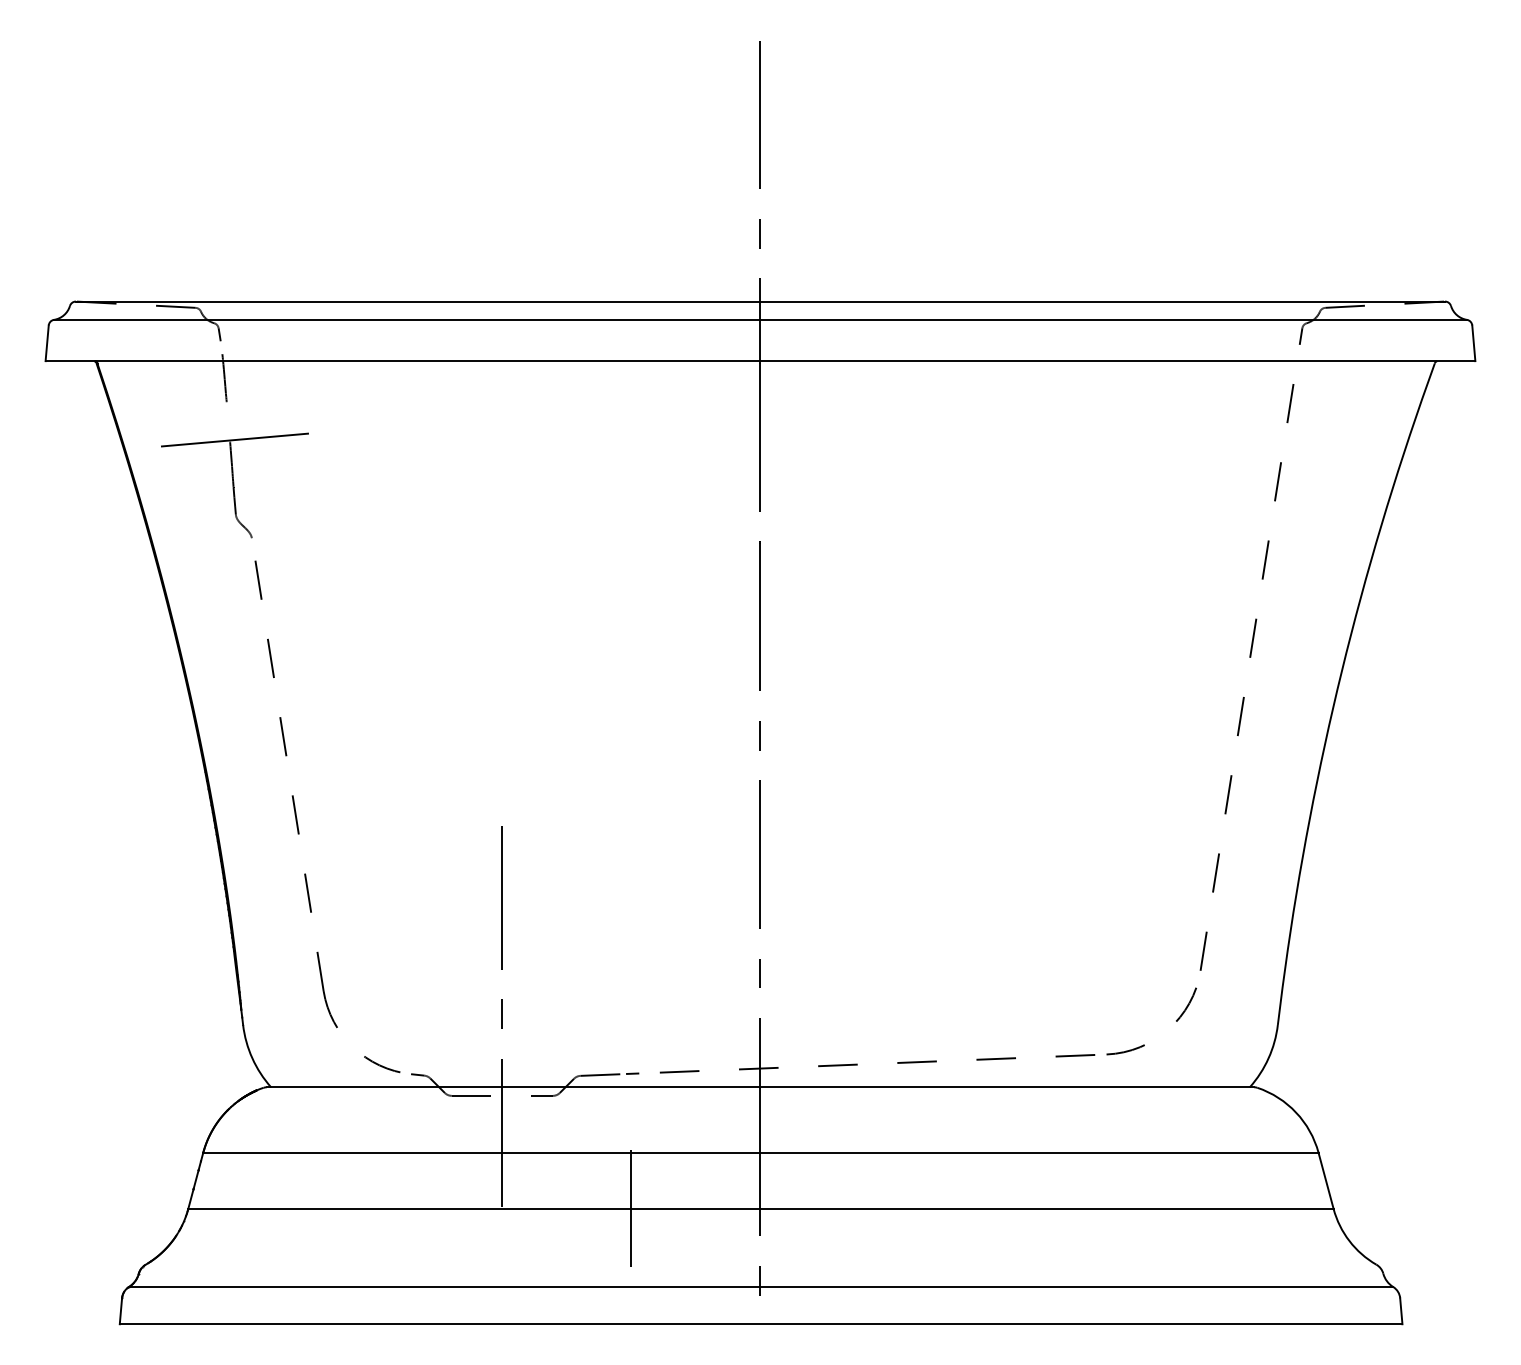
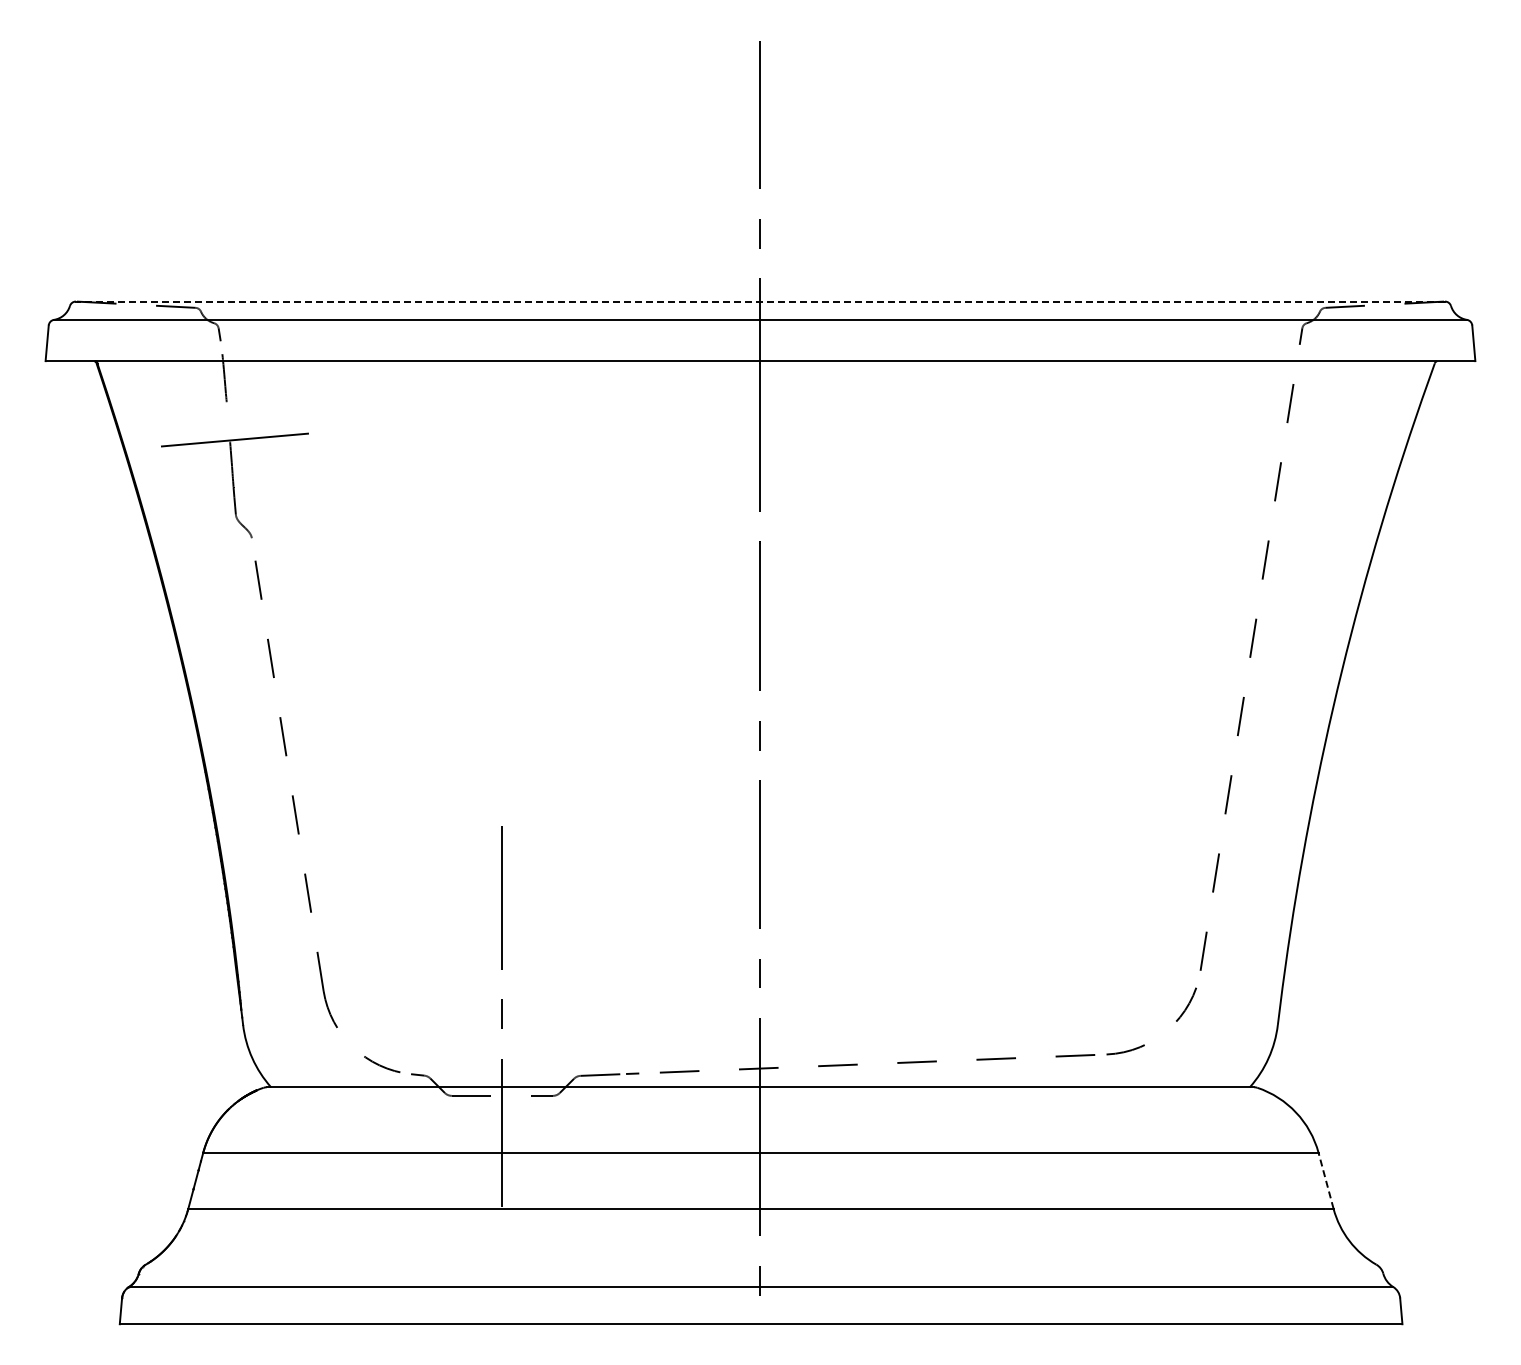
line: solid -> dashed (760, 301)
line: solid -> dashed (1325, 1180)
line: present -> none (631, 1208)
